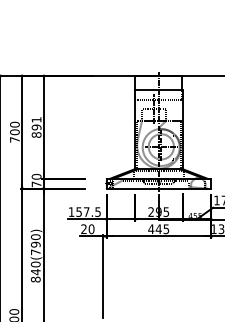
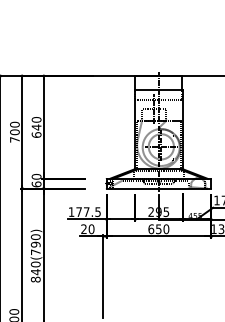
text: 891 -> 640 (36, 127)
text: 70 -> 60 (36, 184)
text: 157.5 -> 177.5 (78, 212)
text: 445 -> 650 (158, 229)
